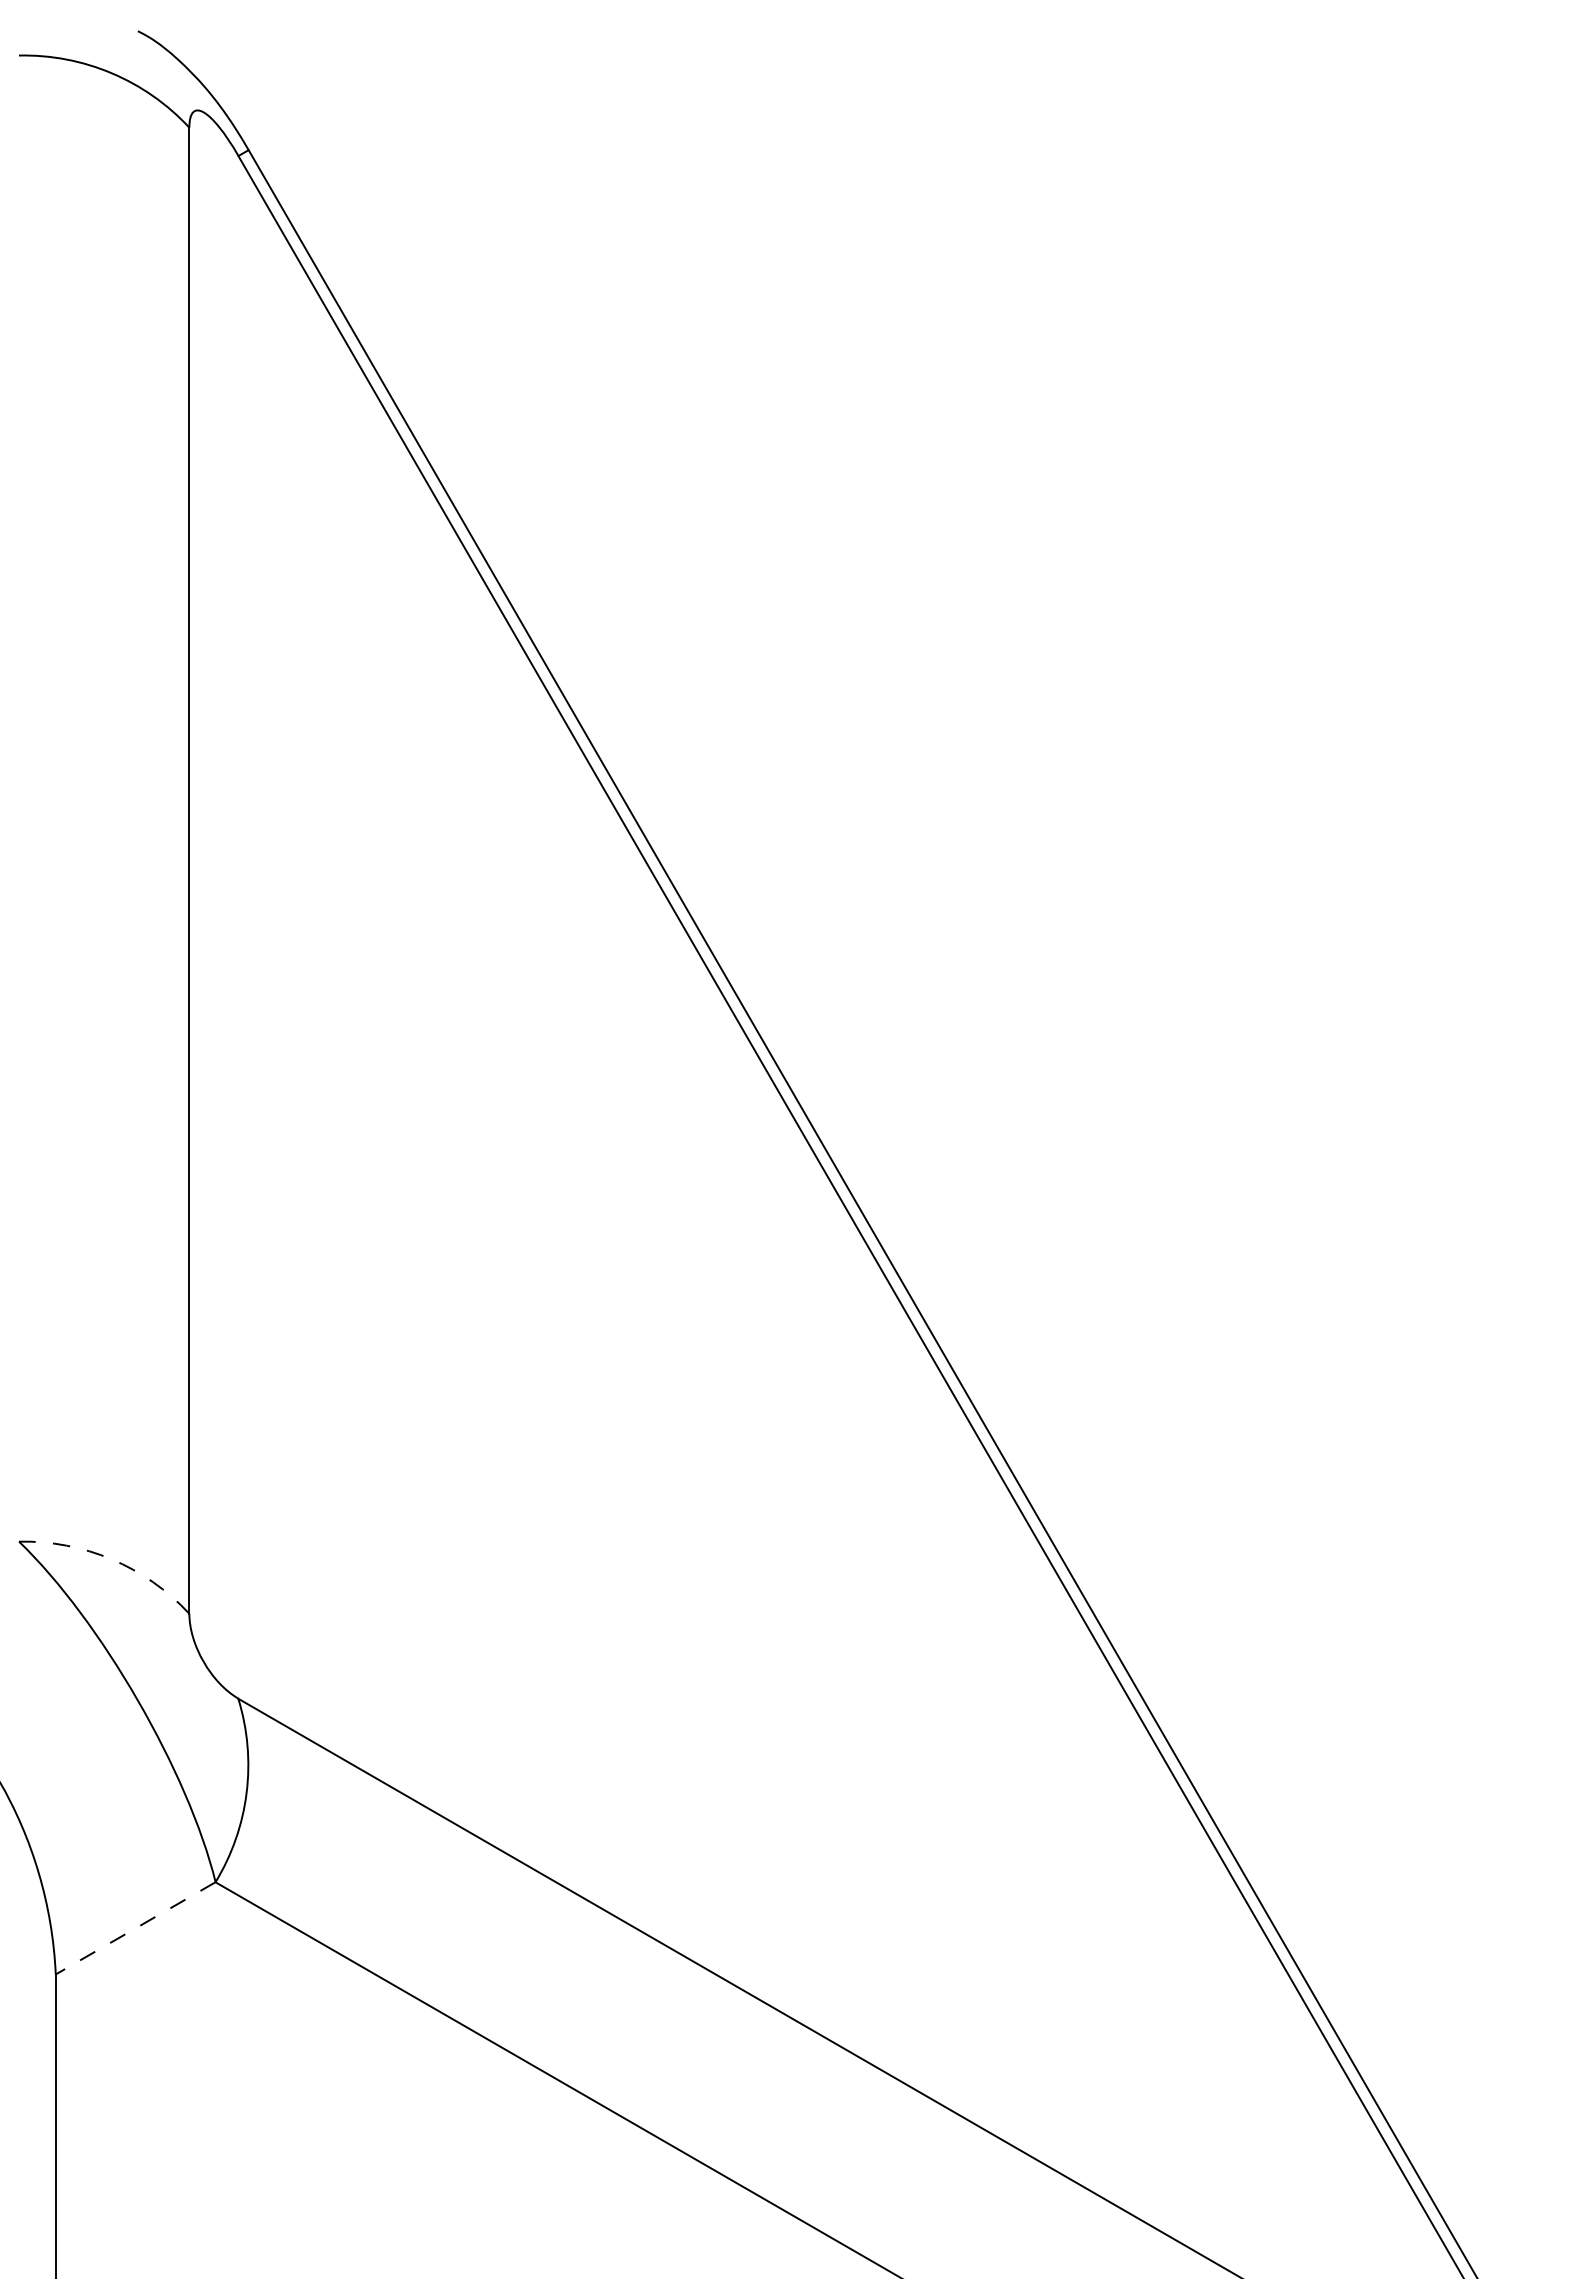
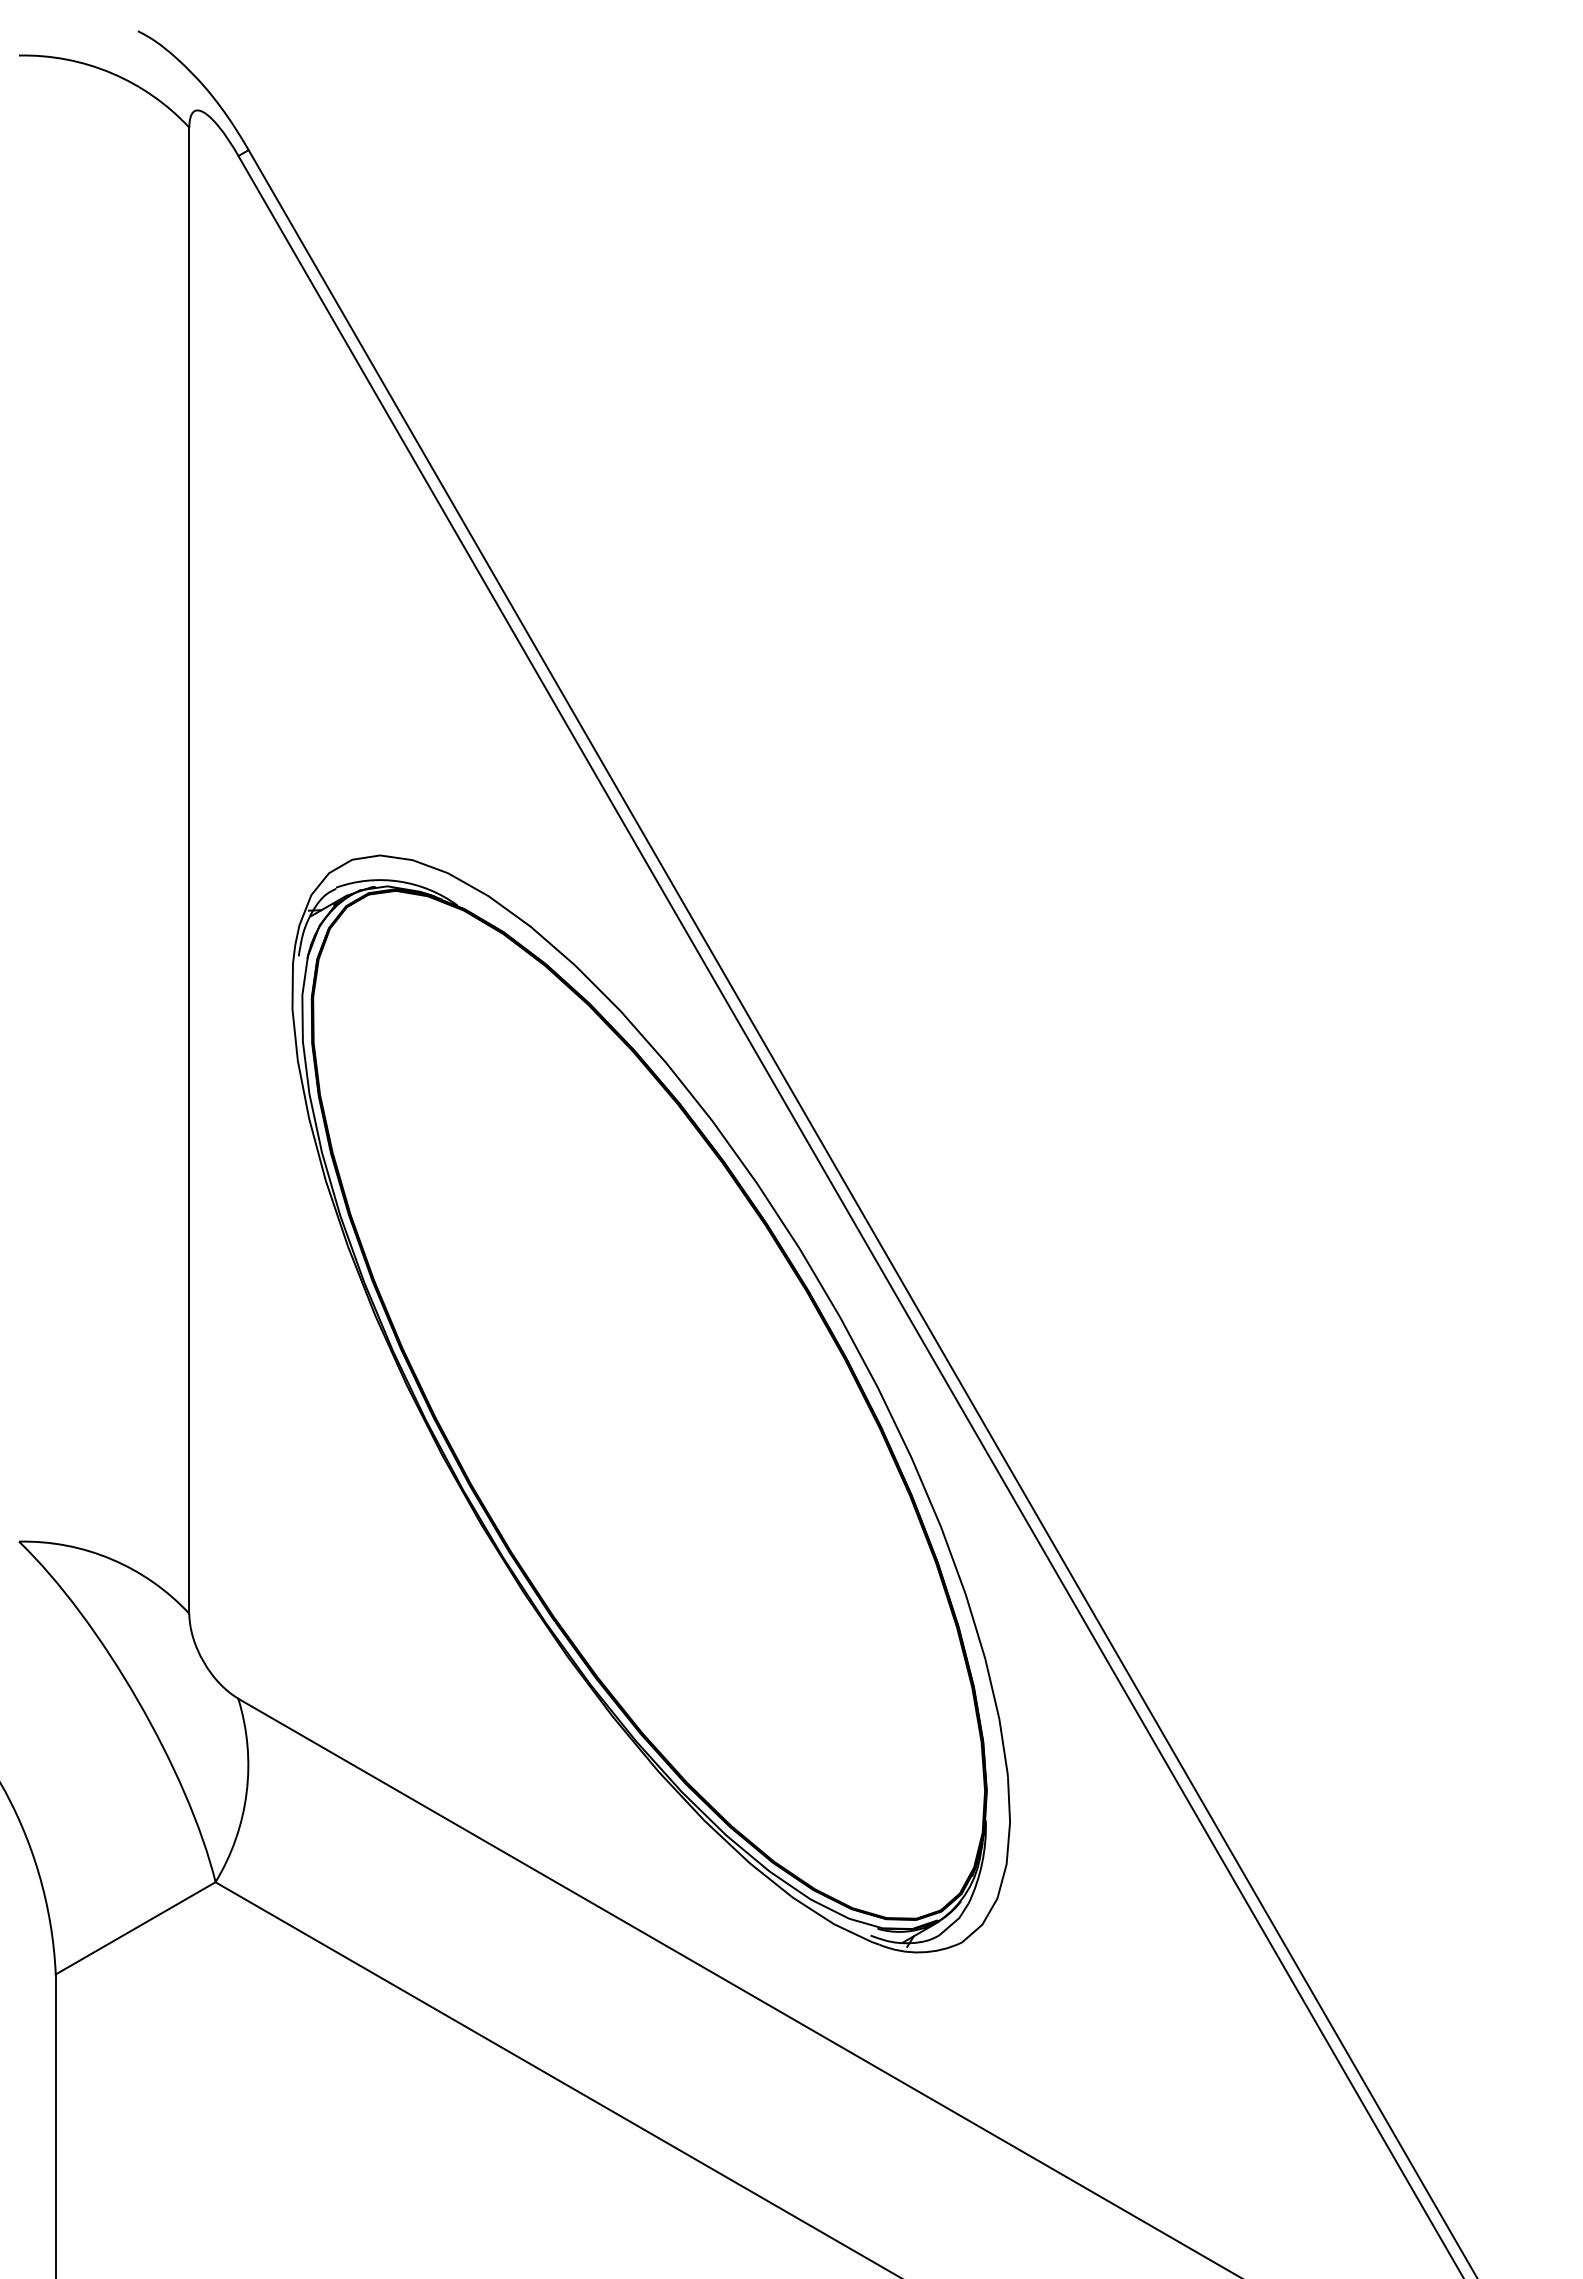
part: none -> present (650, 1403)
arc: dashed -> solid (111, 1559)
line: dashed -> solid (135, 1928)
